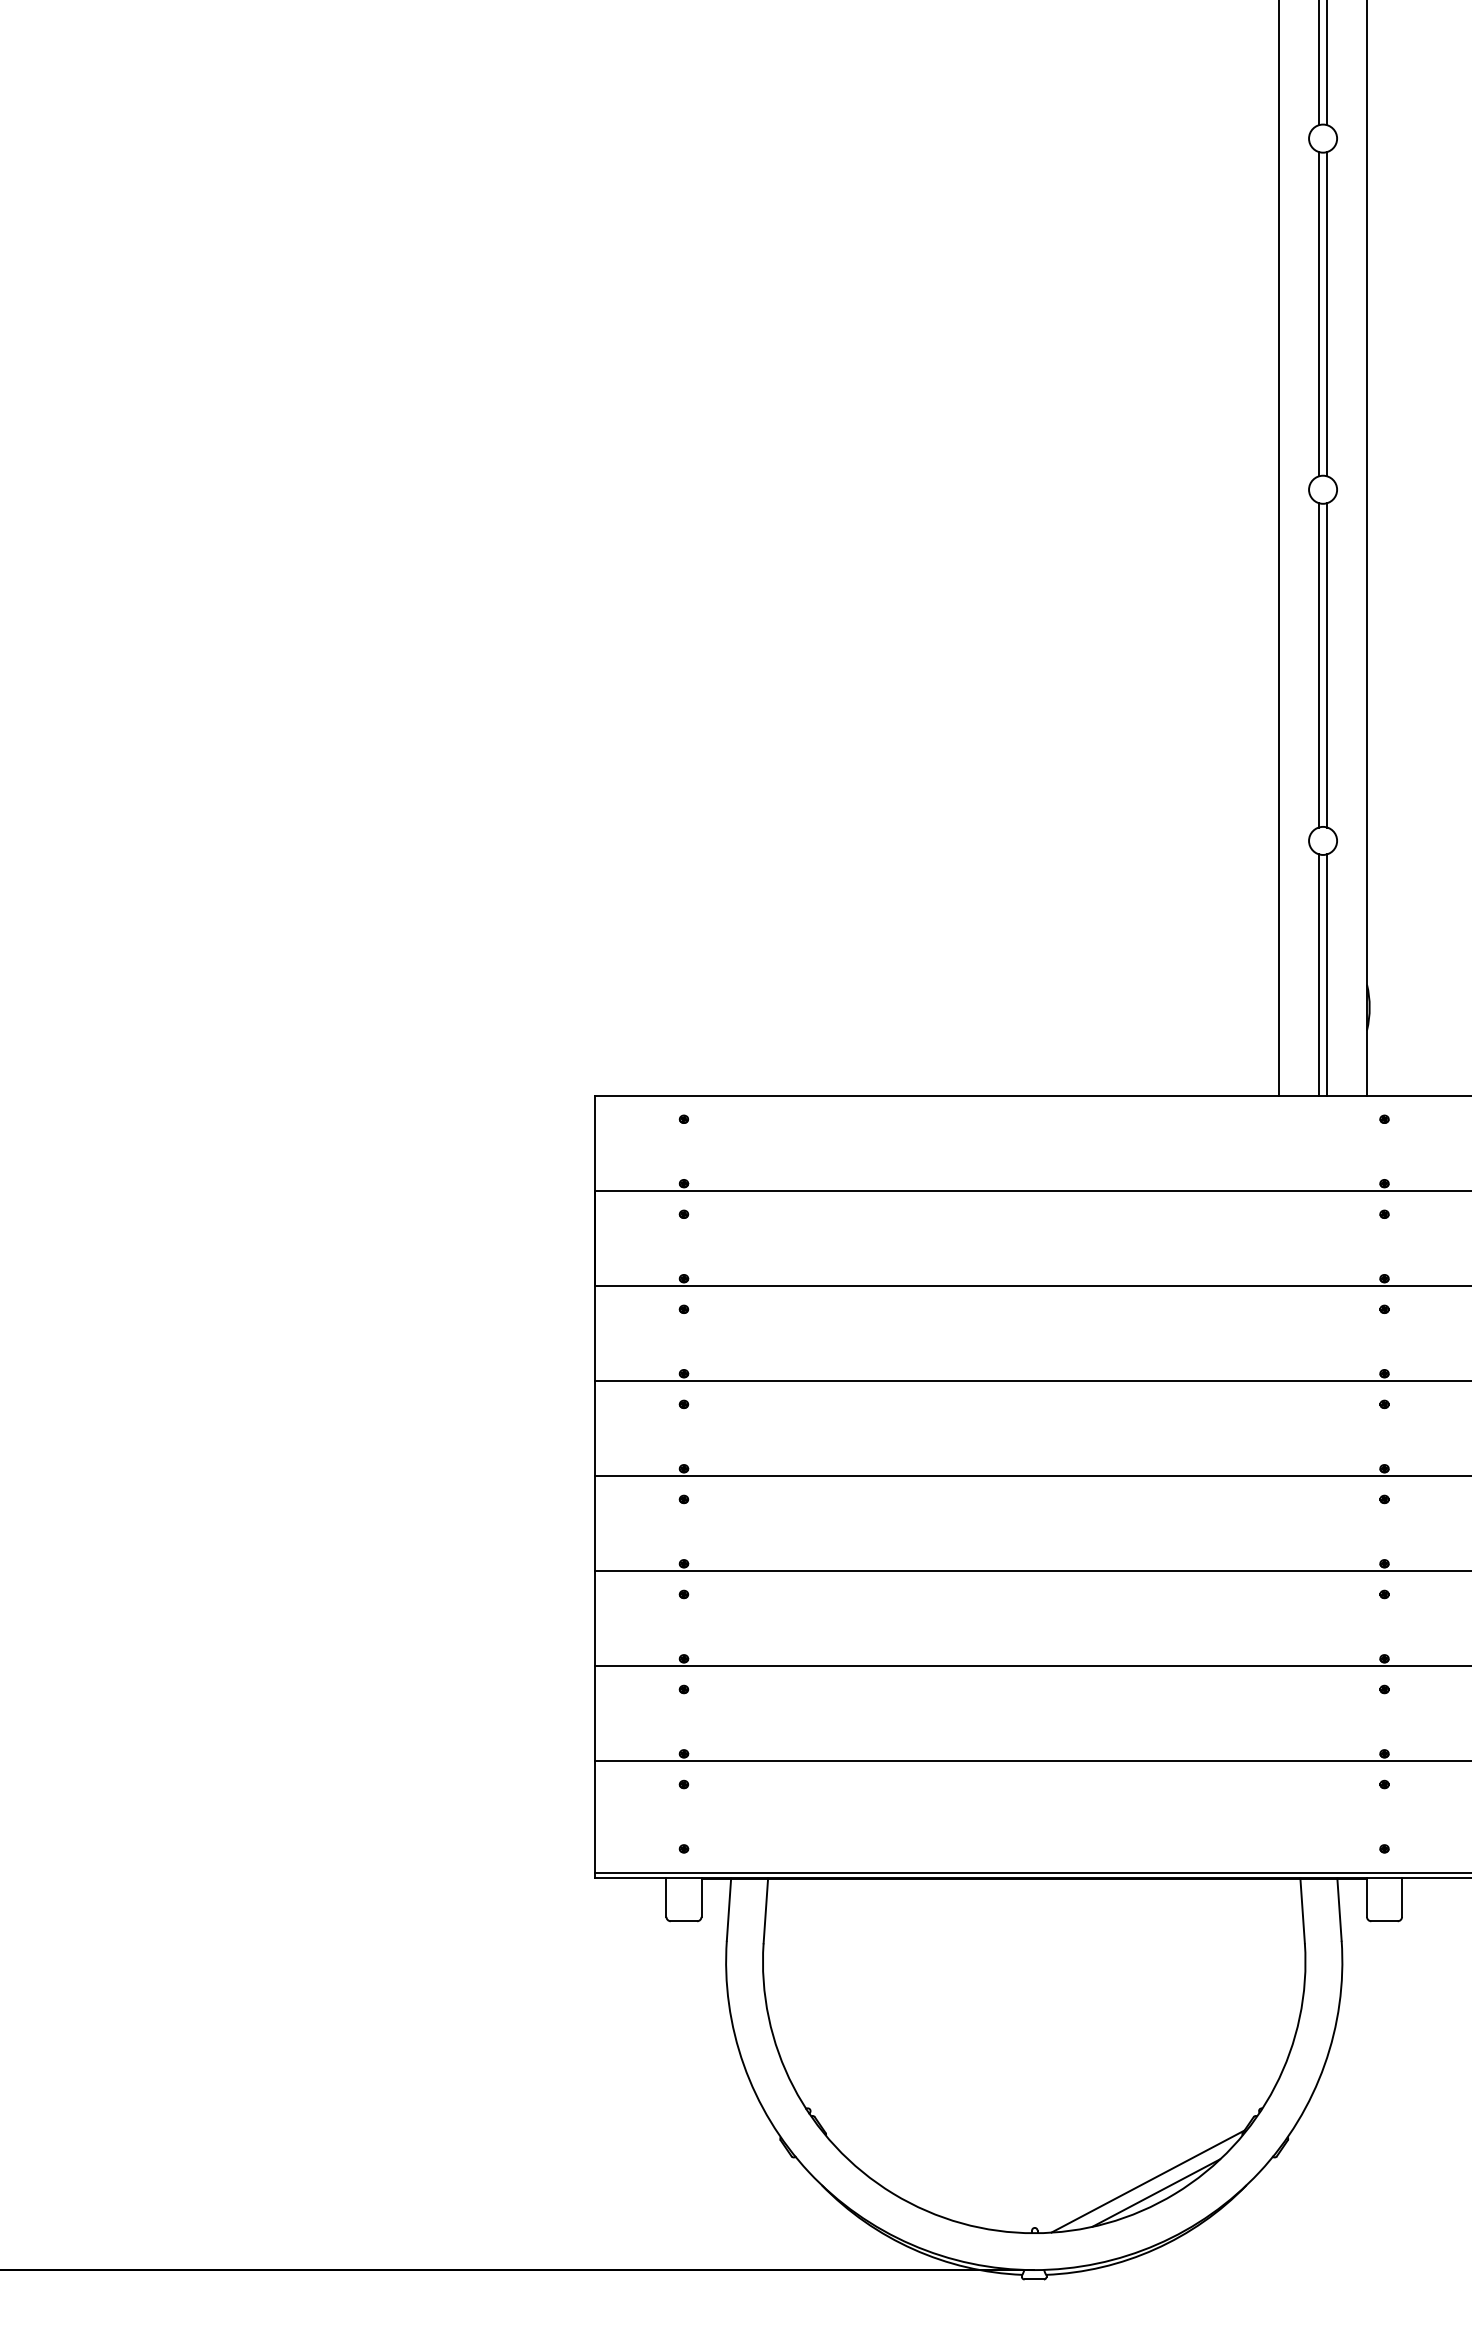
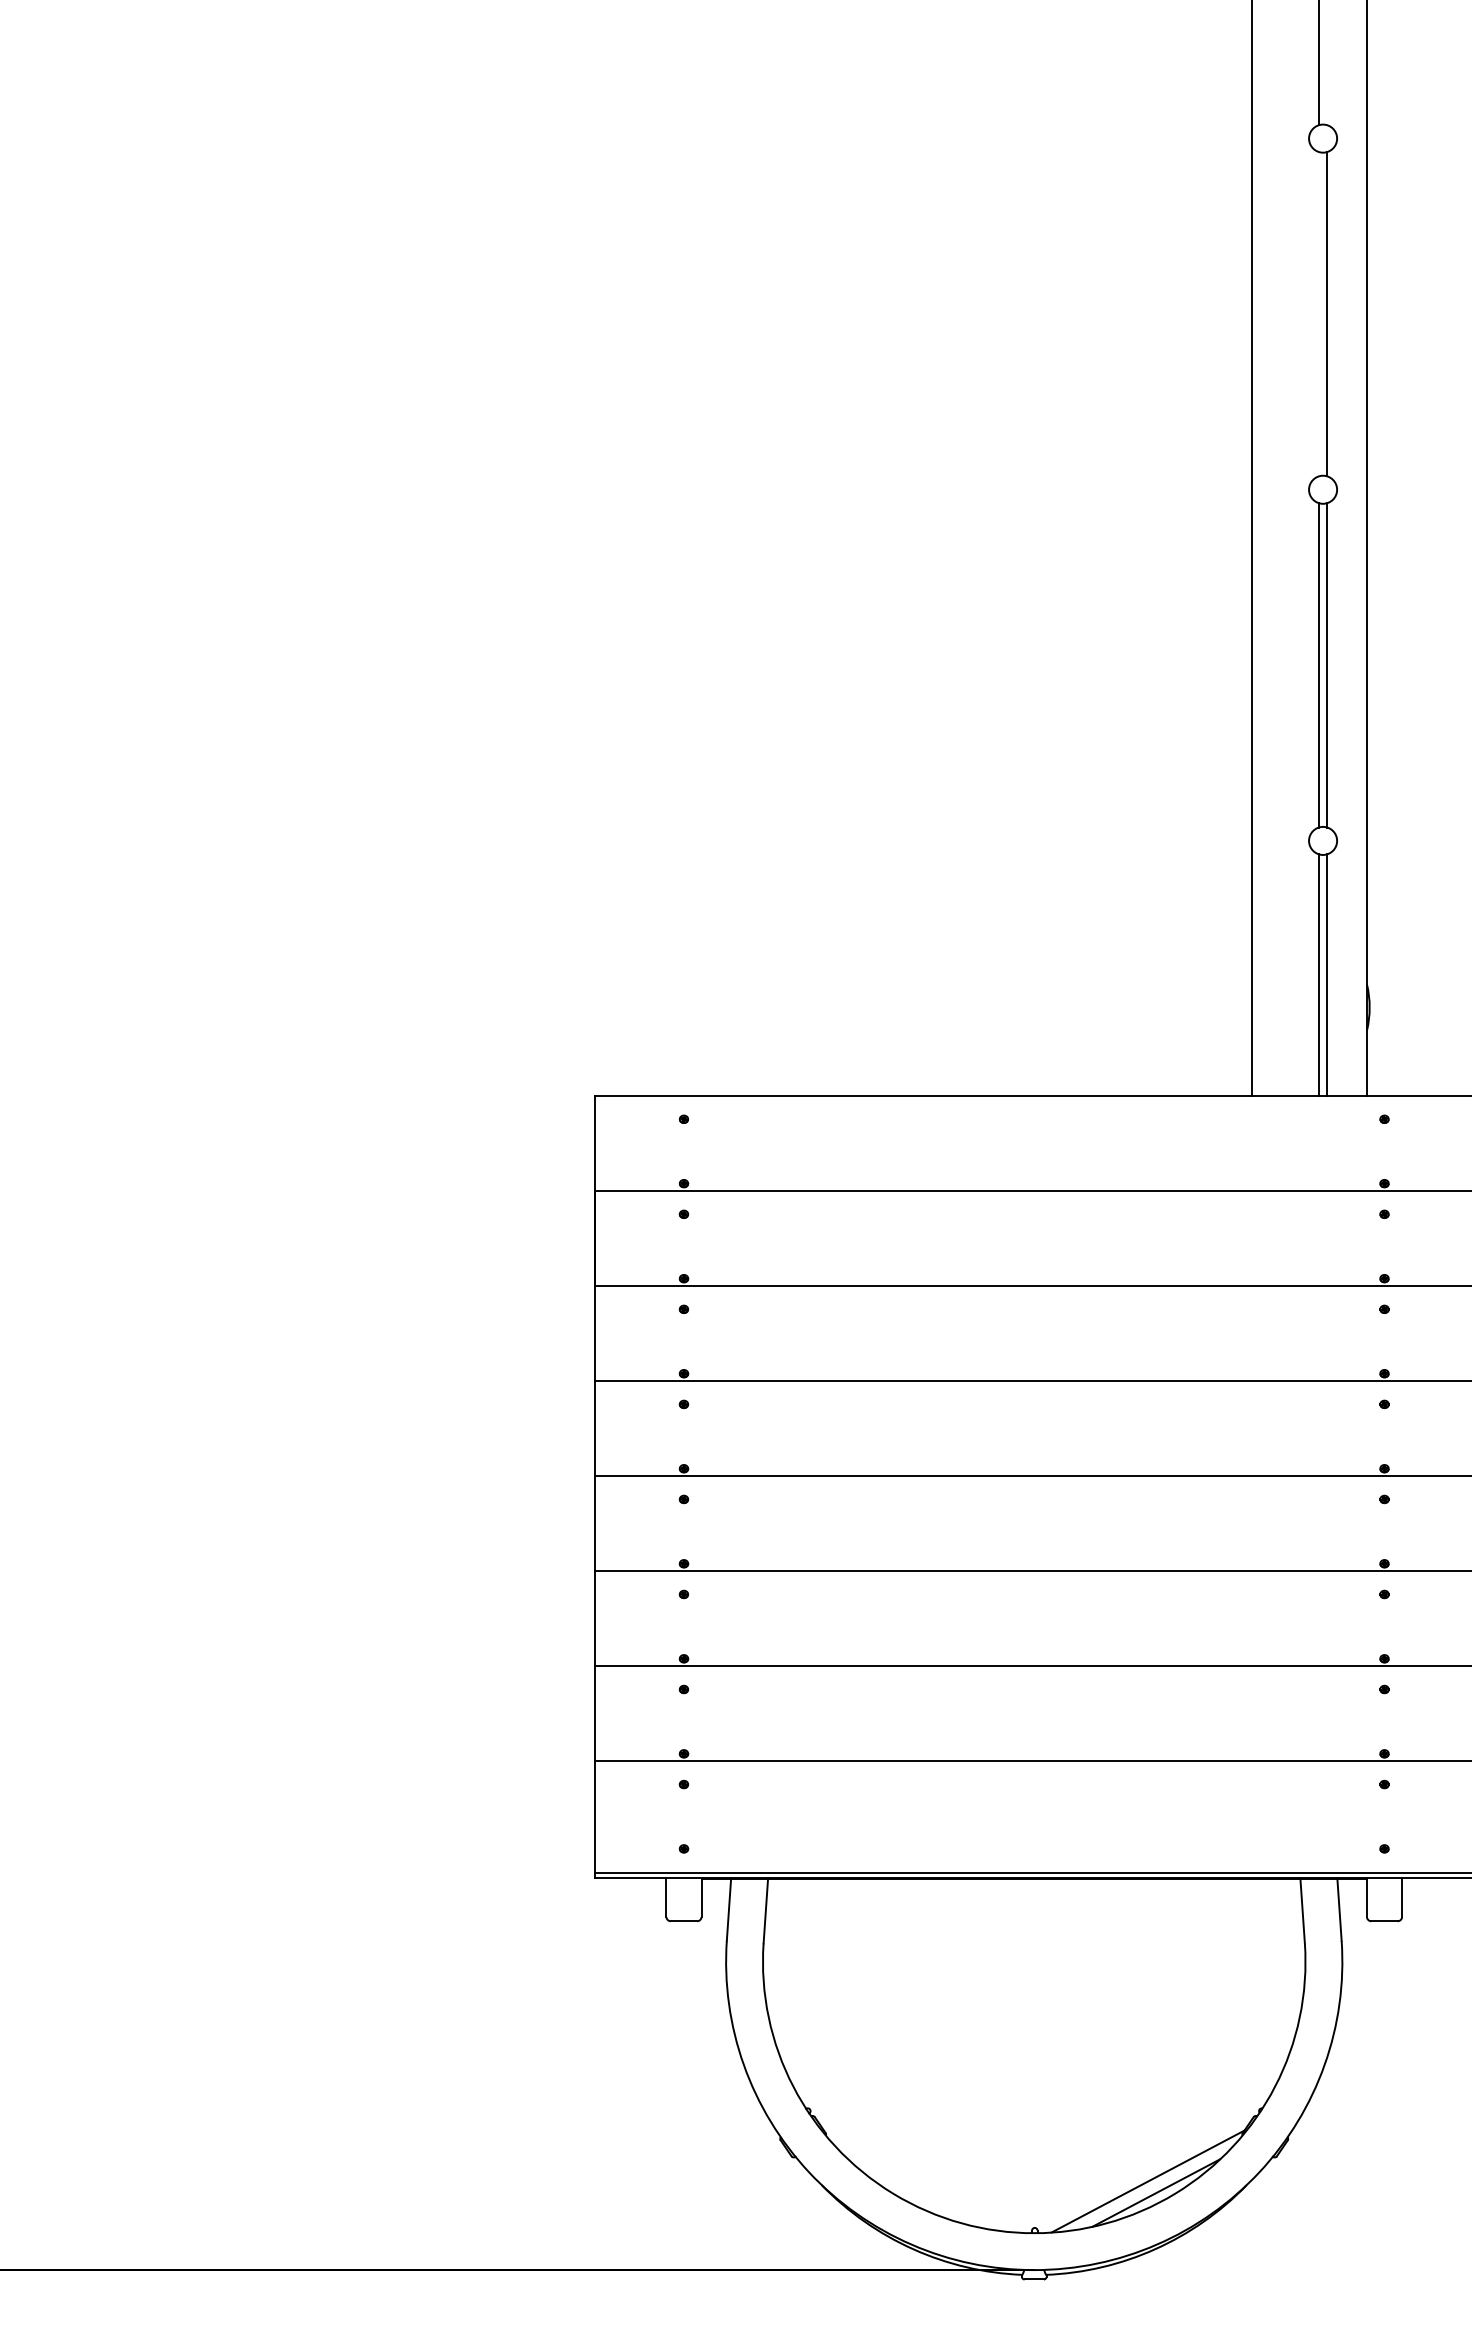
line: present -> none (1327, 63)
line: present -> none (1318, 313)
line position: (1279, 548) -> (1252, 548) (1252, 548)
